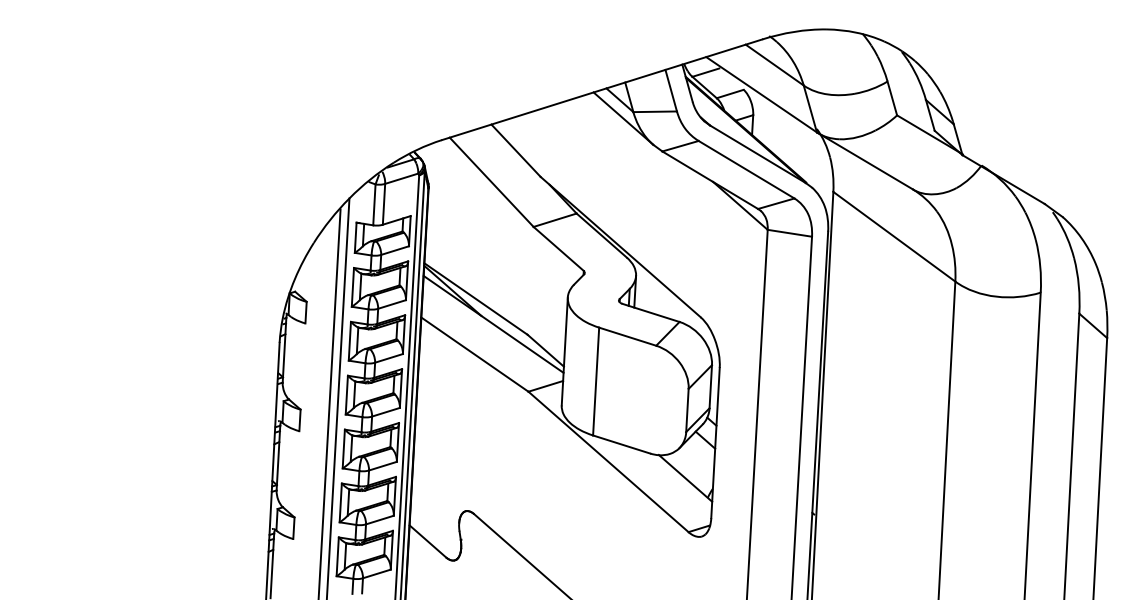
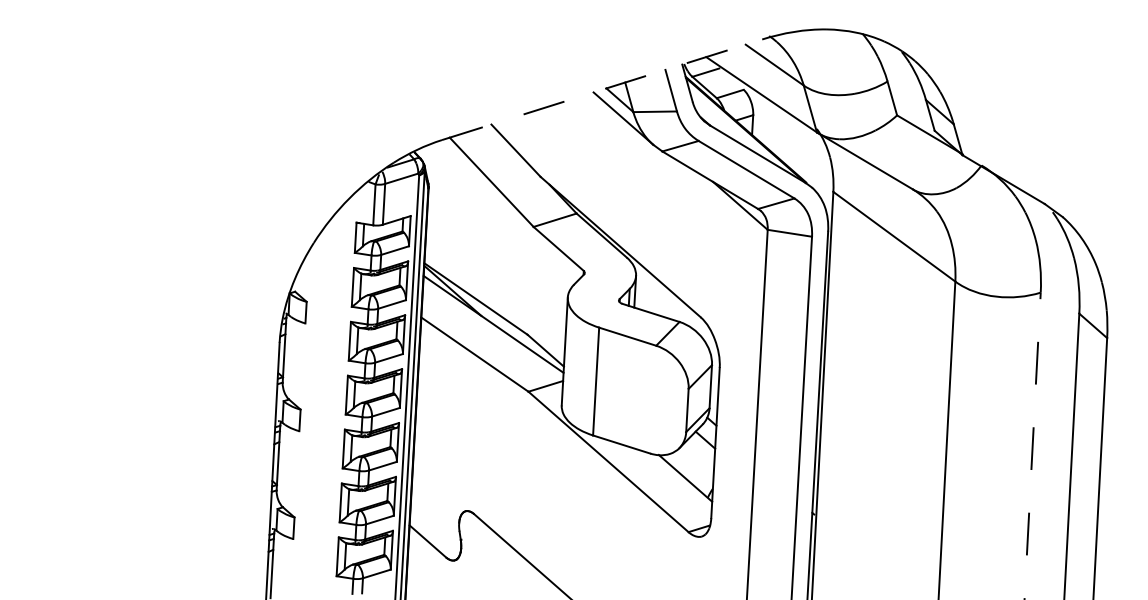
line: solid -> dashed (602, 89)
line: present -> none (338, 397)
line: present -> none (329, 402)
line: solid -> dashed (1032, 445)
